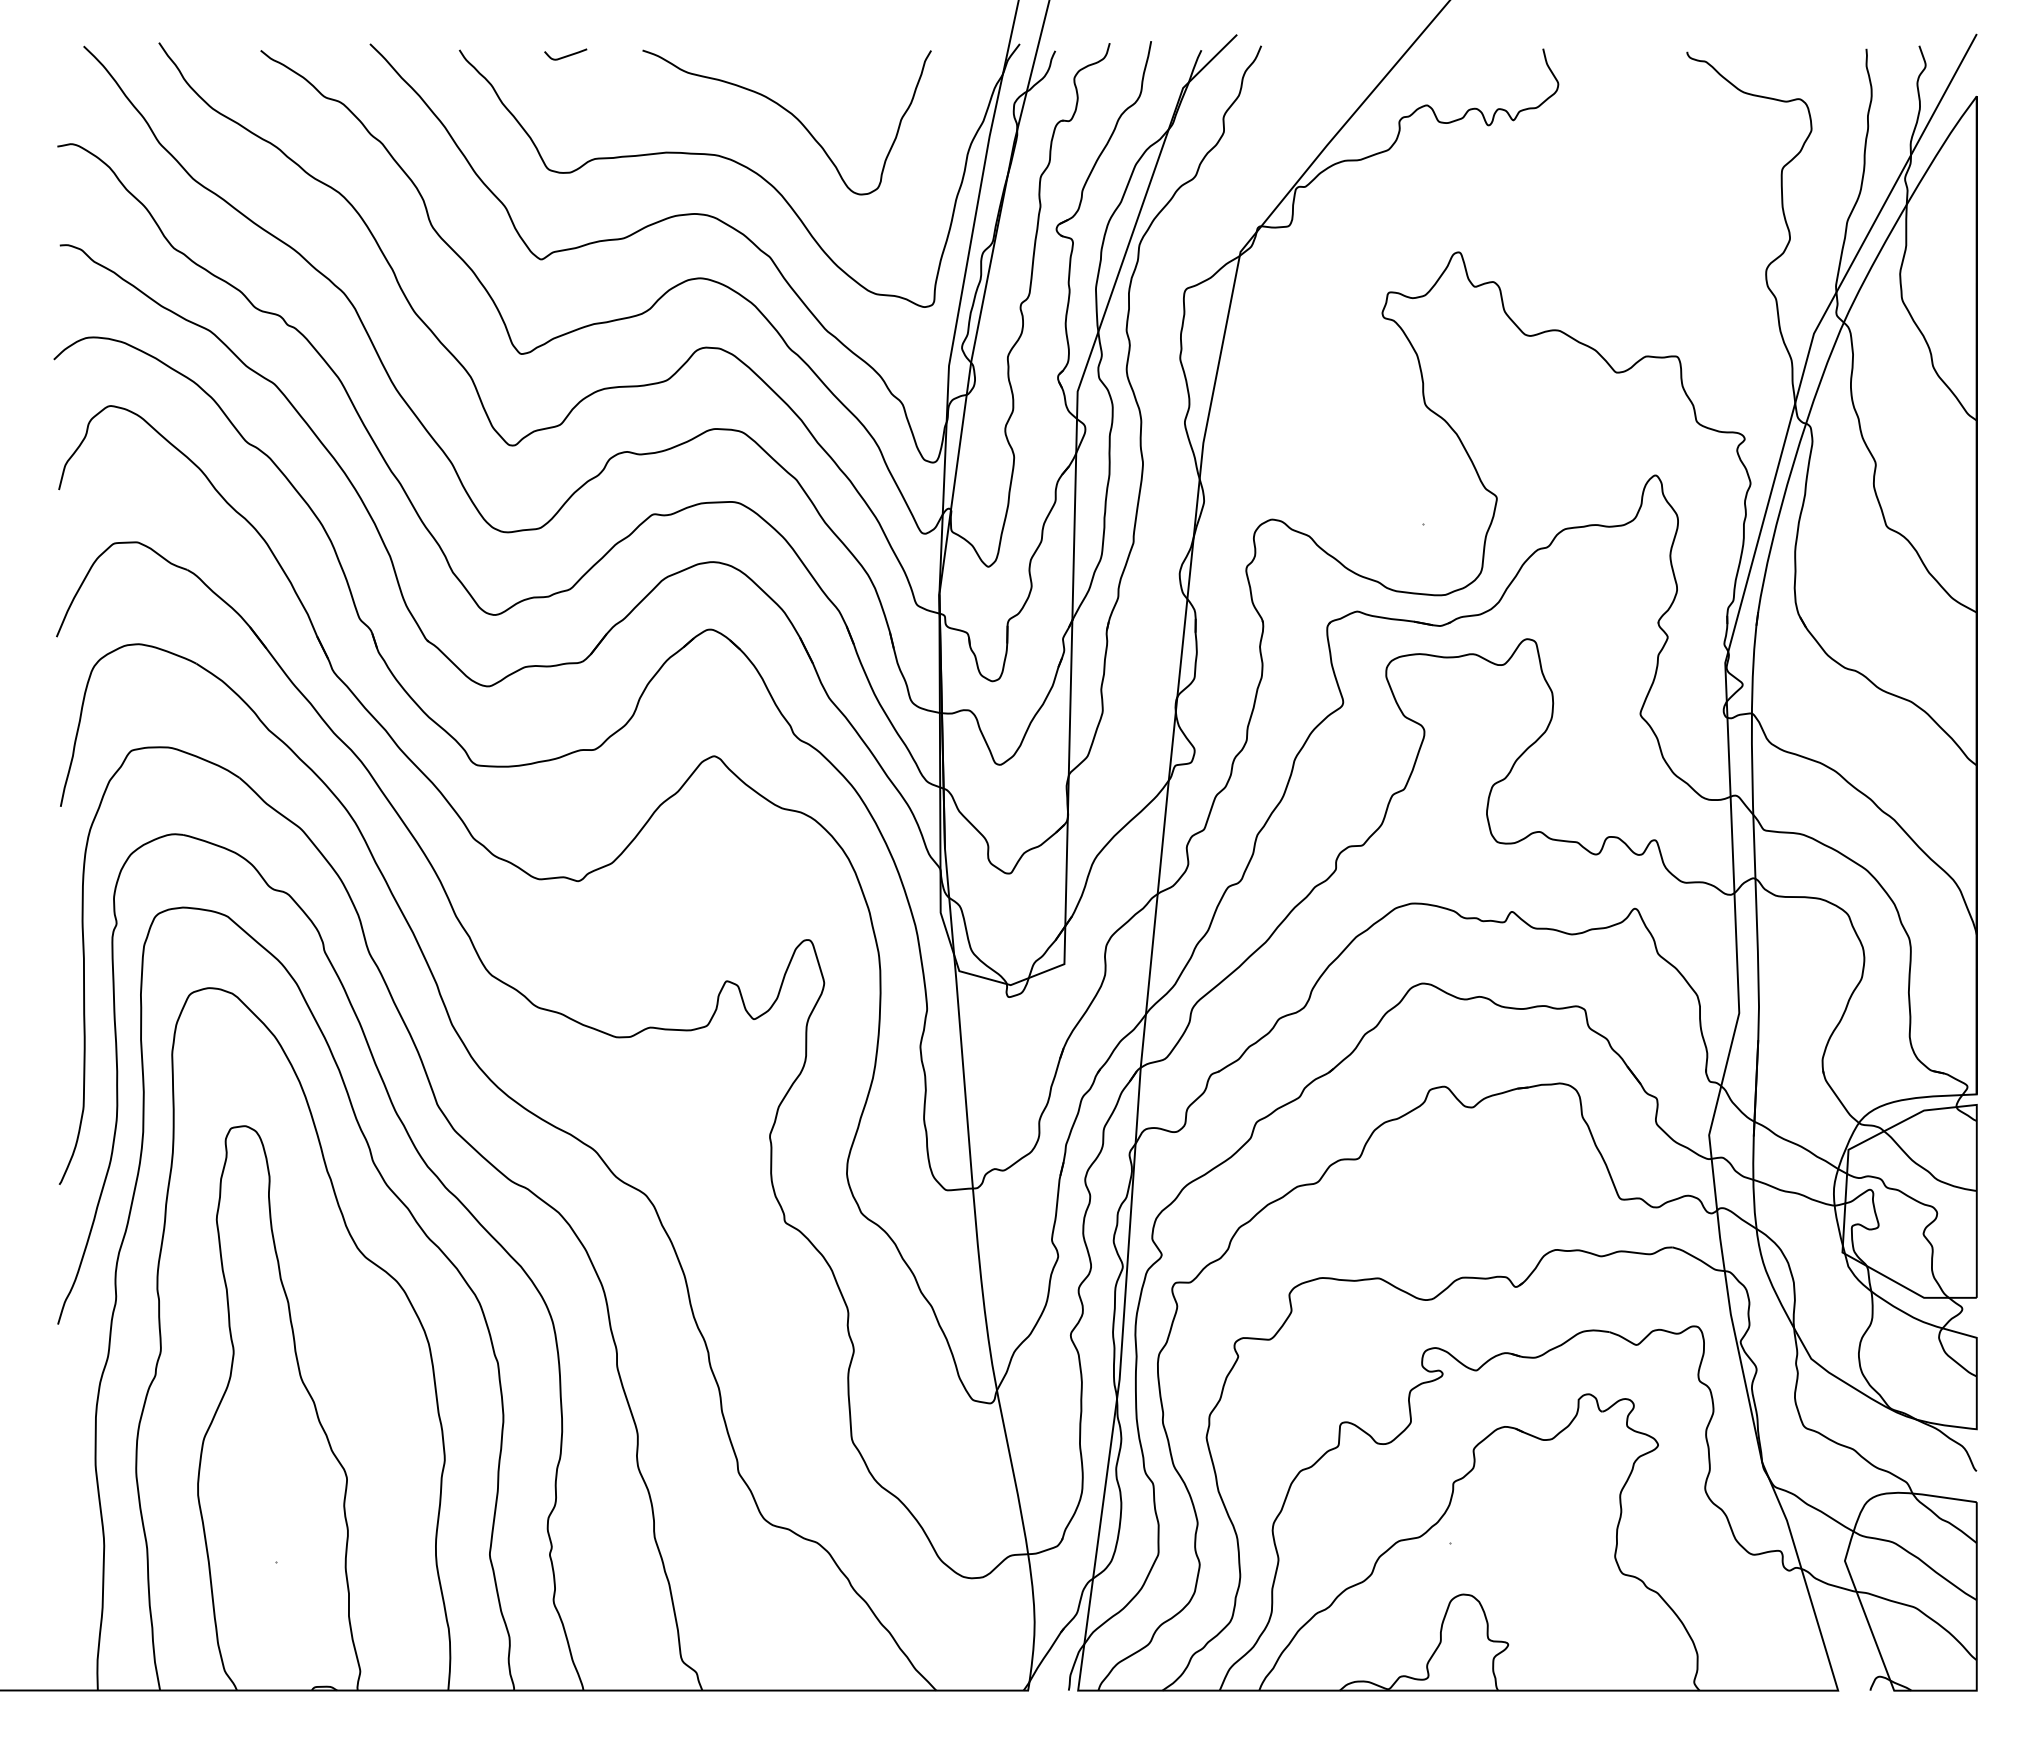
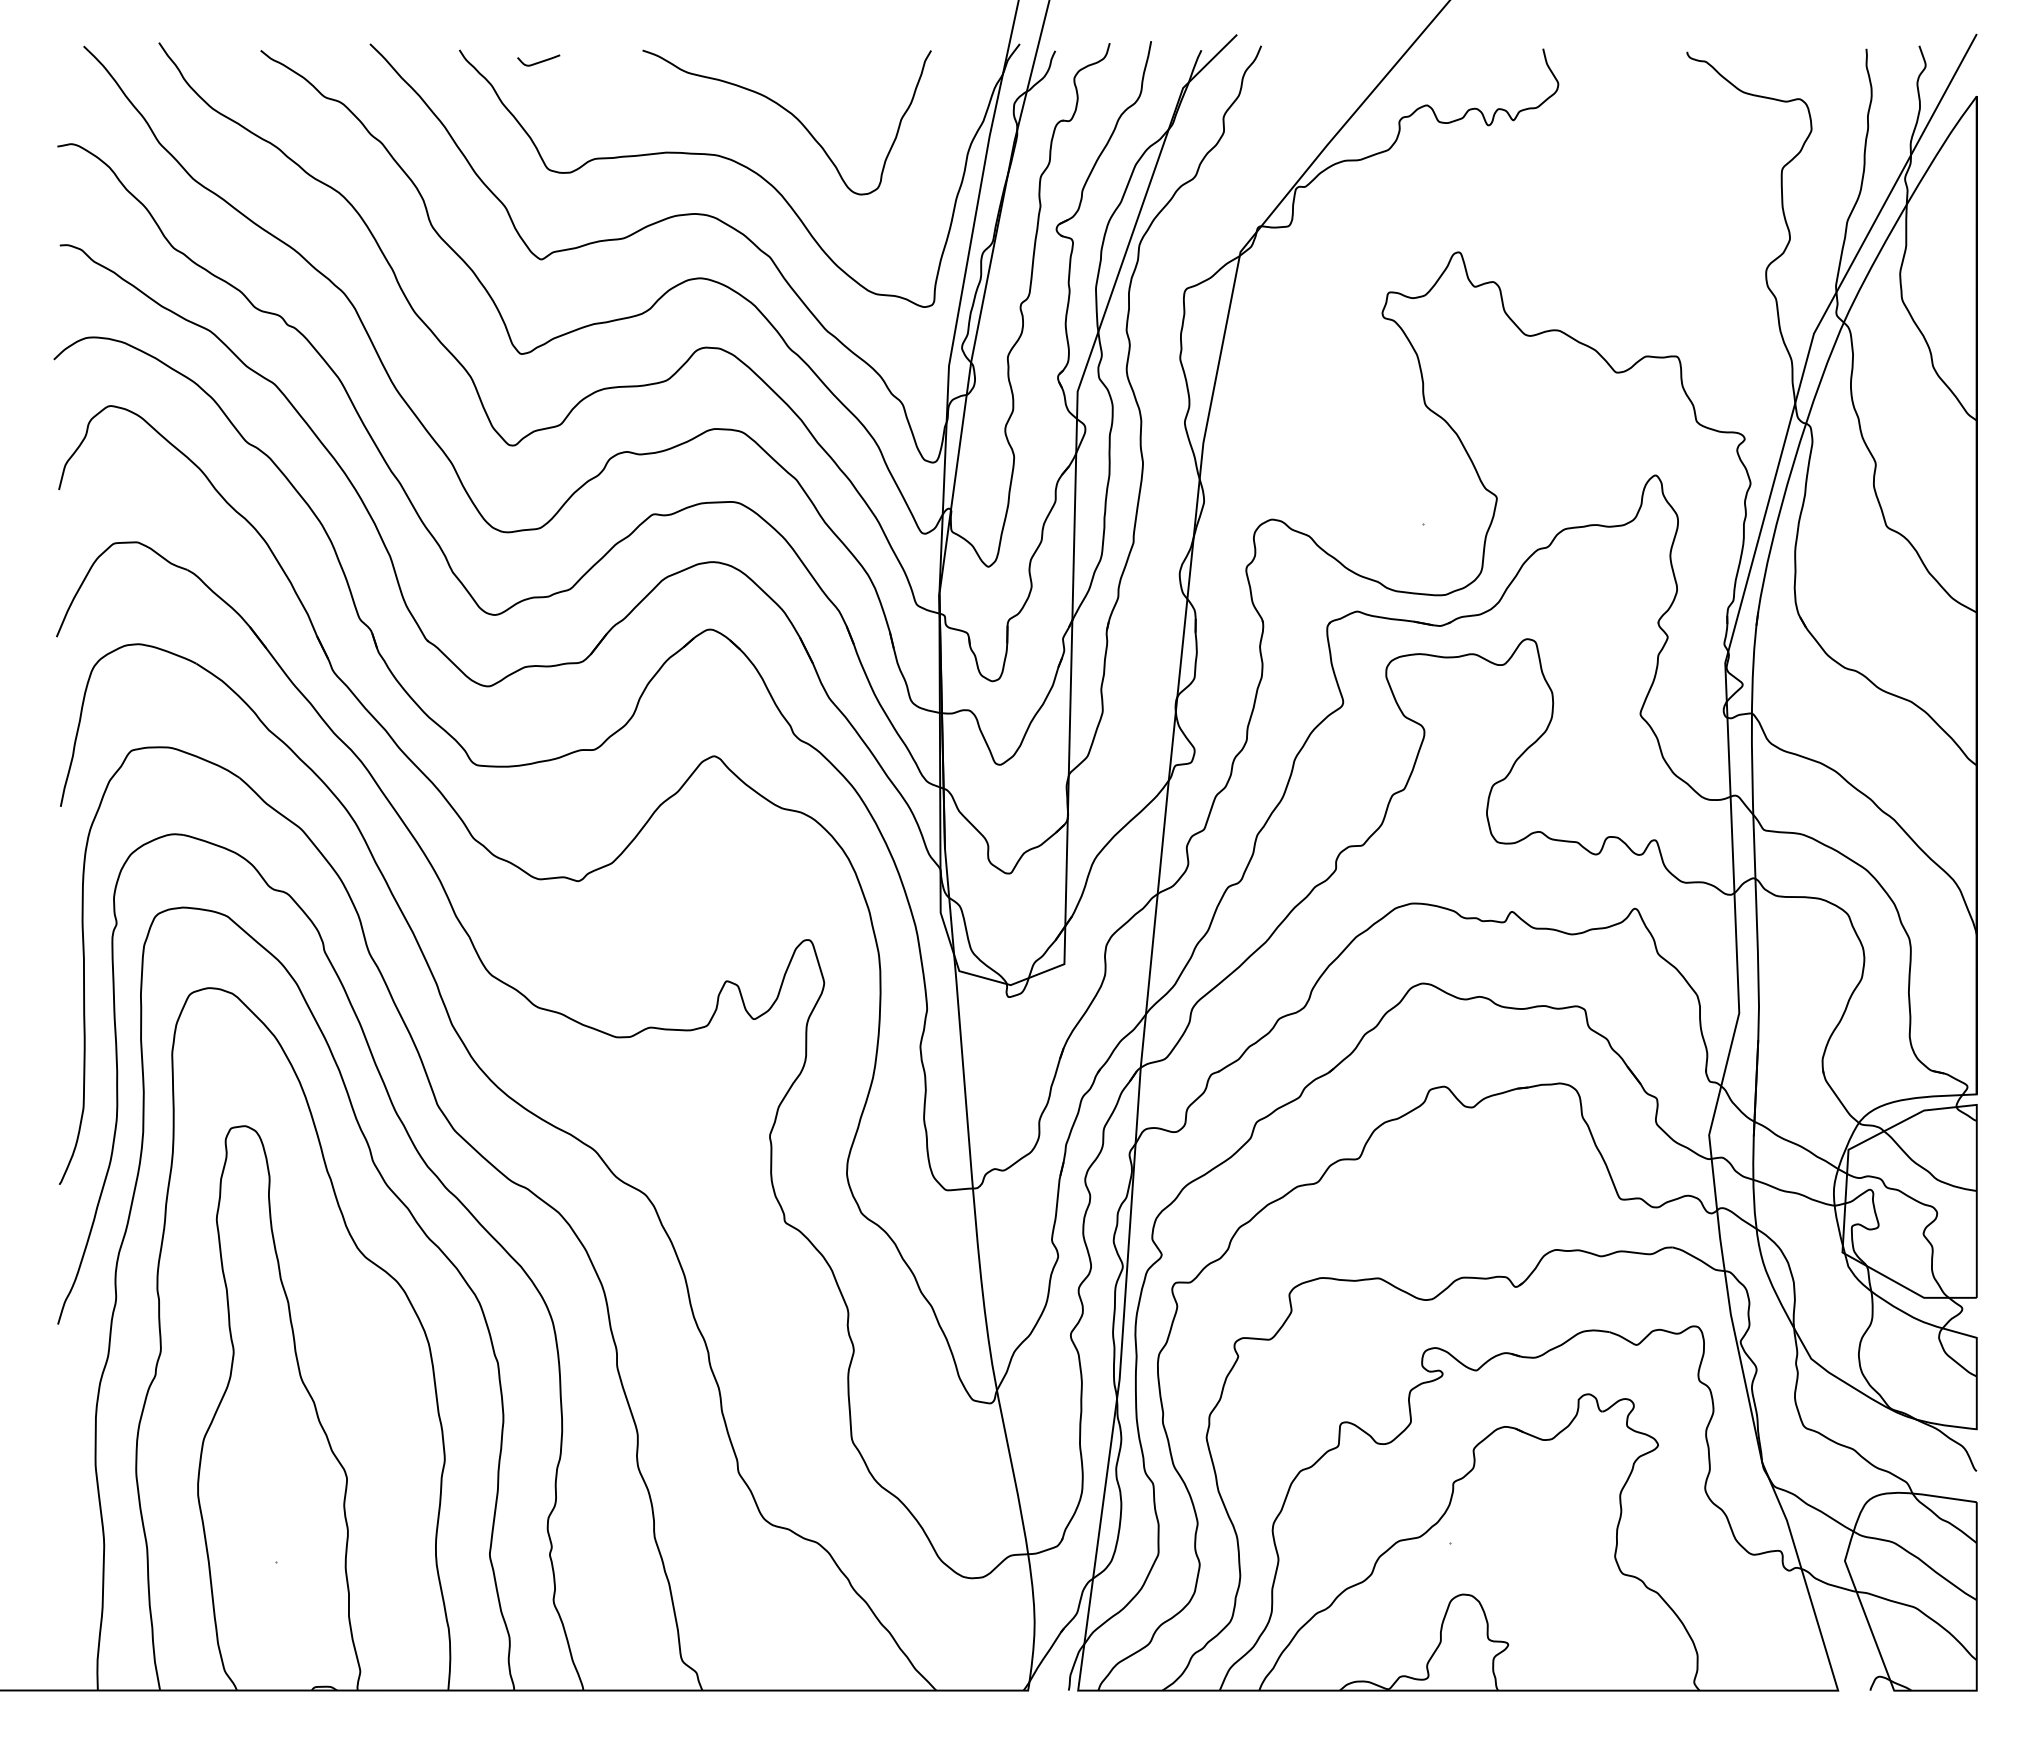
curve position: (565, 55) -> (538, 61) (538, 61)
